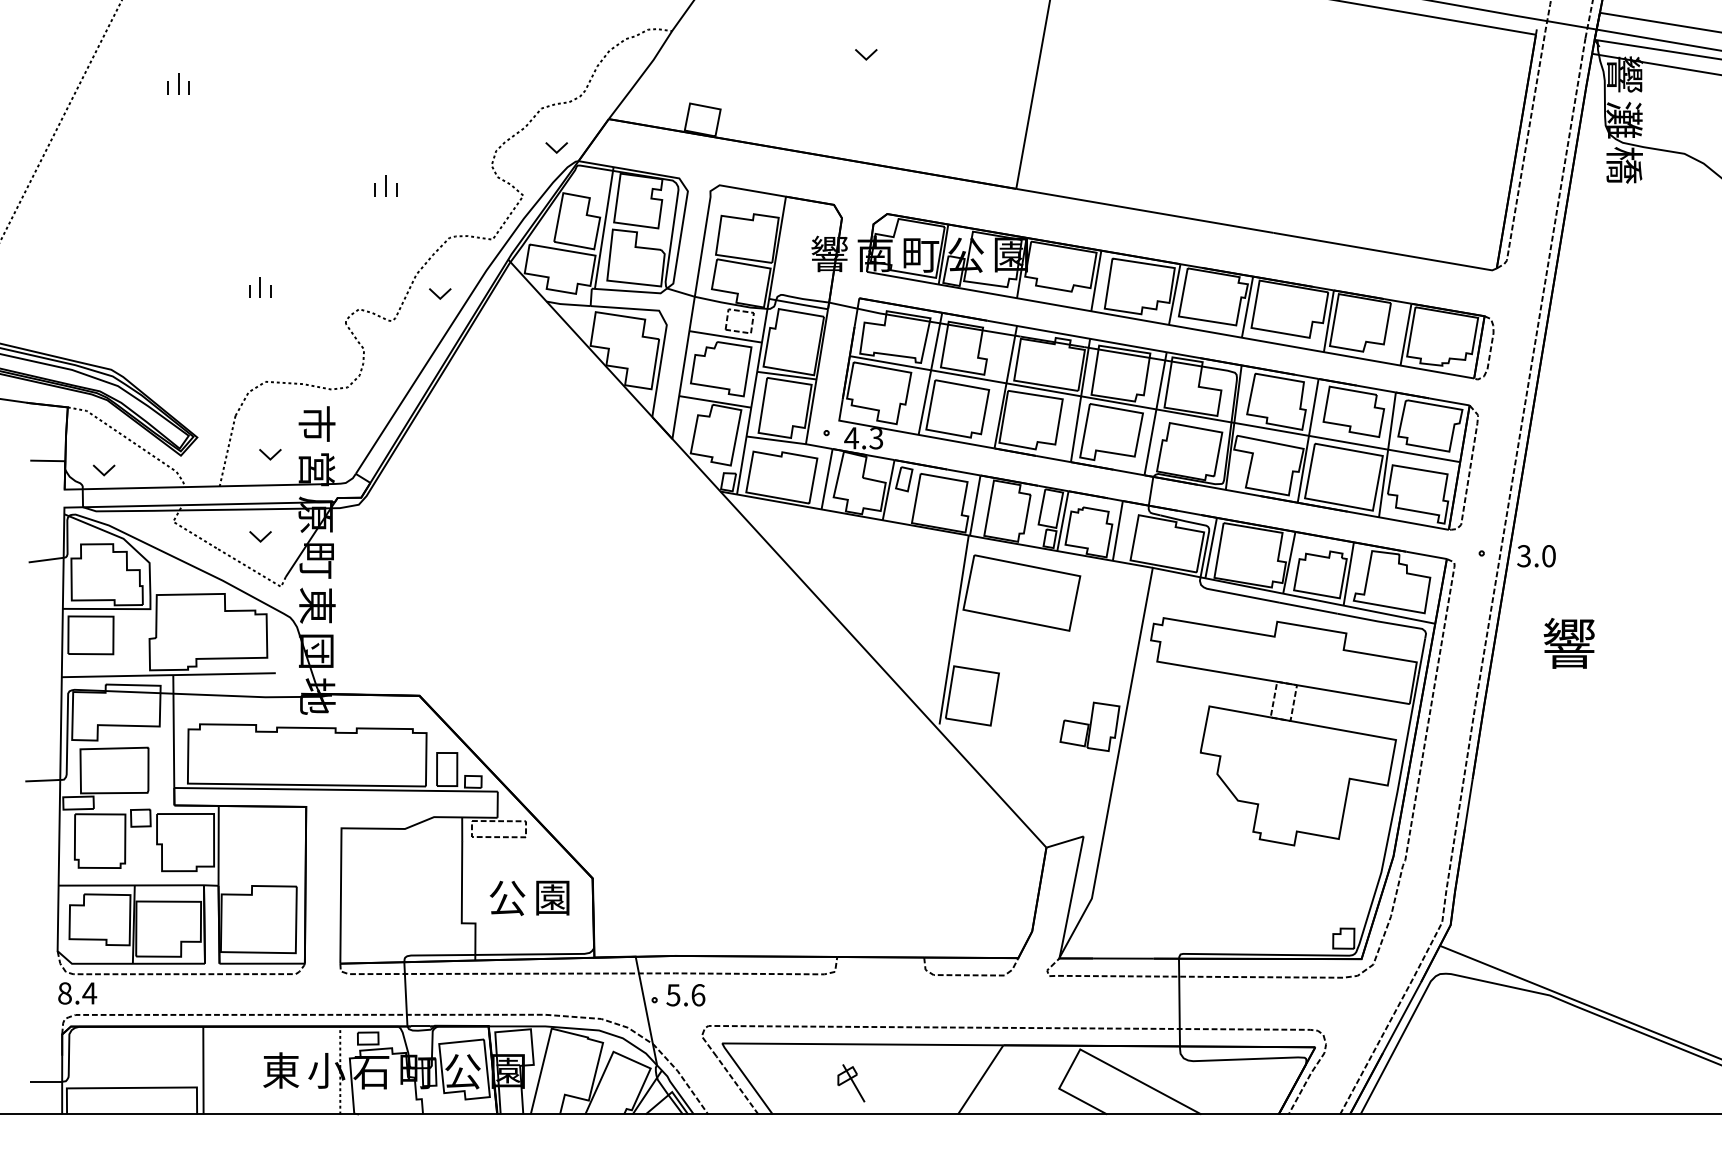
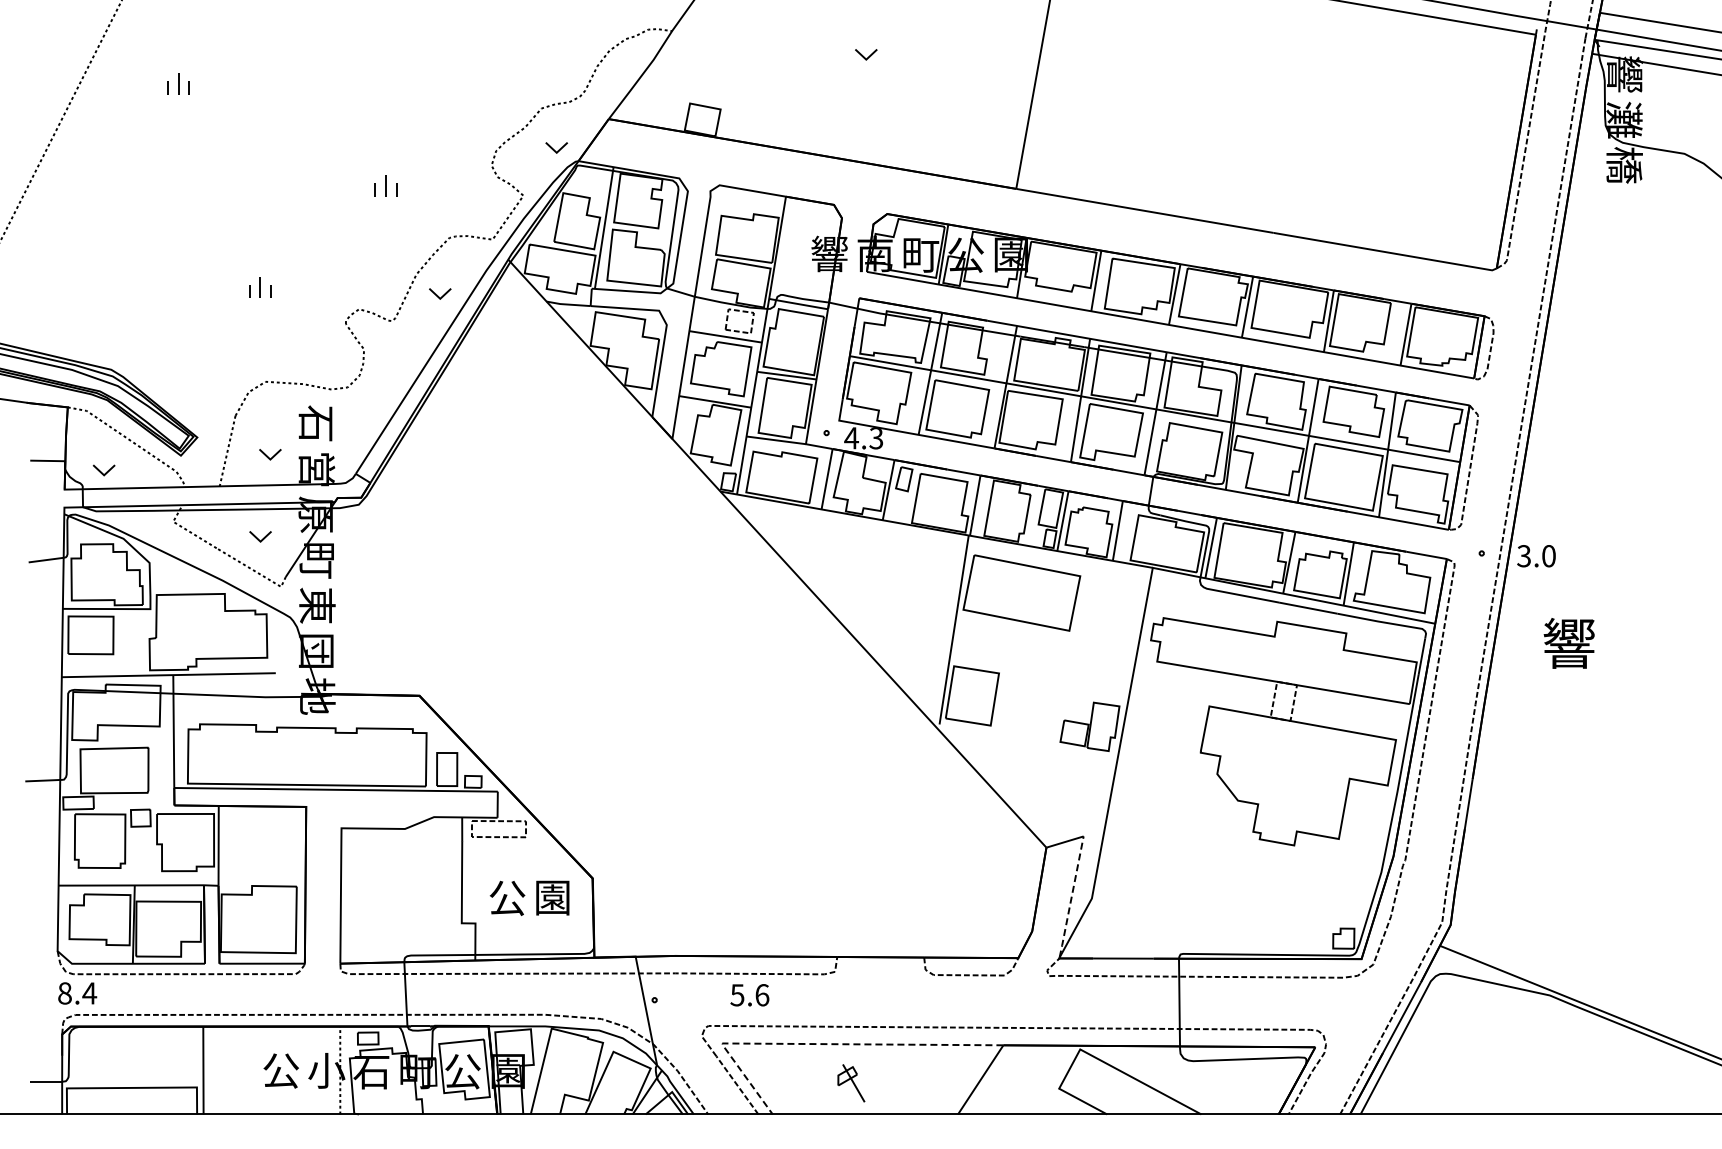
text: 市 -> 石 (316, 423)
line: solid -> dashed (1071, 897)
text position: (685, 995) -> (749, 995) (749, 995)
line: solid -> dashed (818, 1044)
text: 東 -> 公 (281, 1070)
